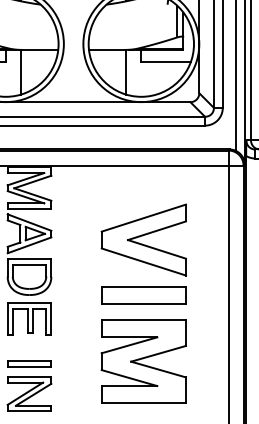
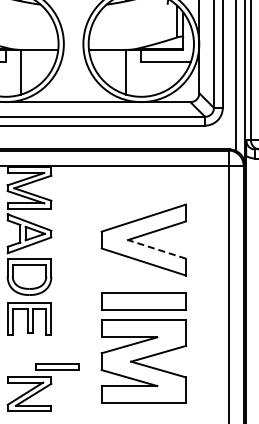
line: solid -> dashed (156, 249)
part position: (143, 295) -> (143, 301) (143, 301)
part position: (29, 363) -> (57, 366) (57, 366)
